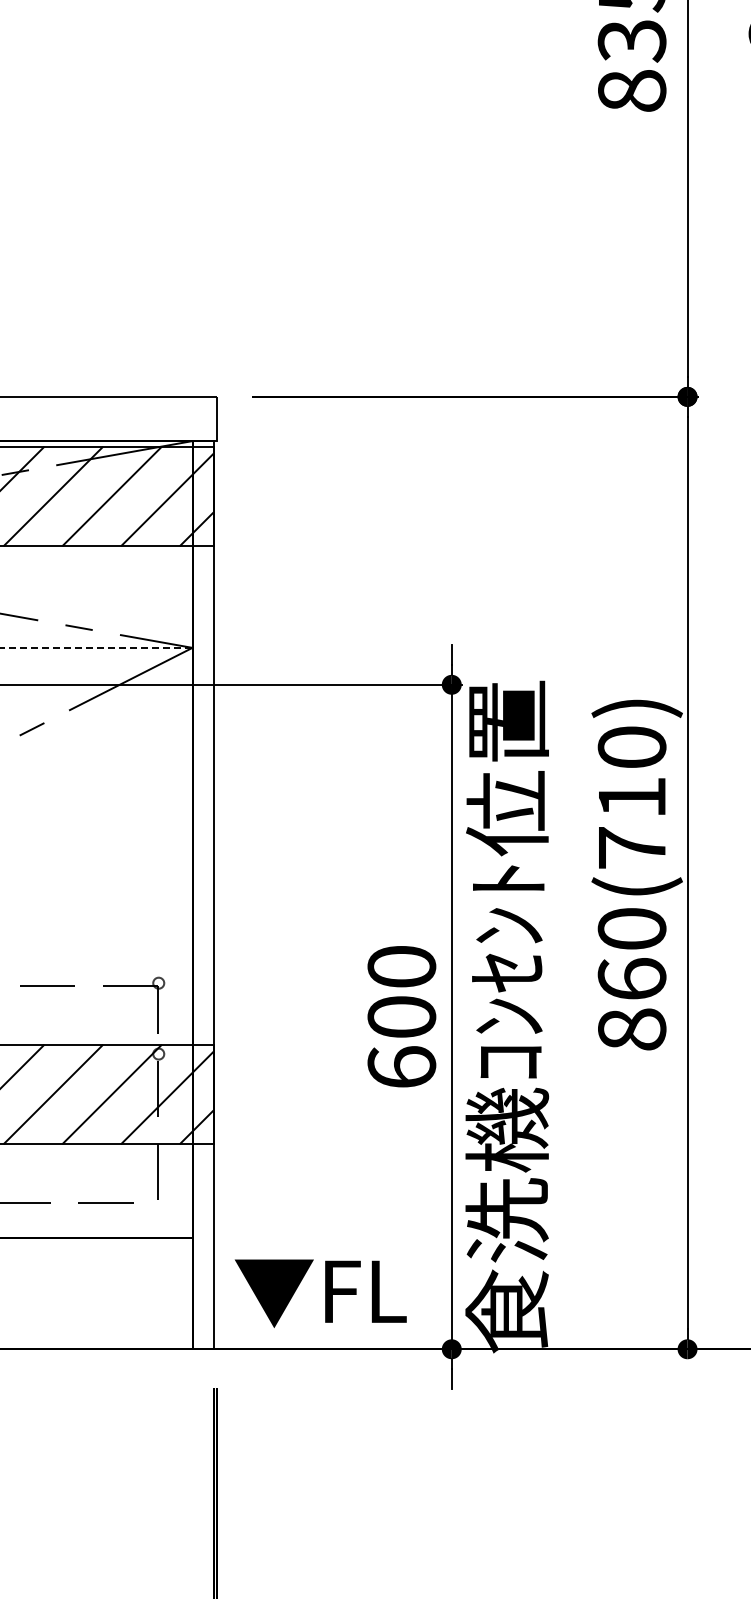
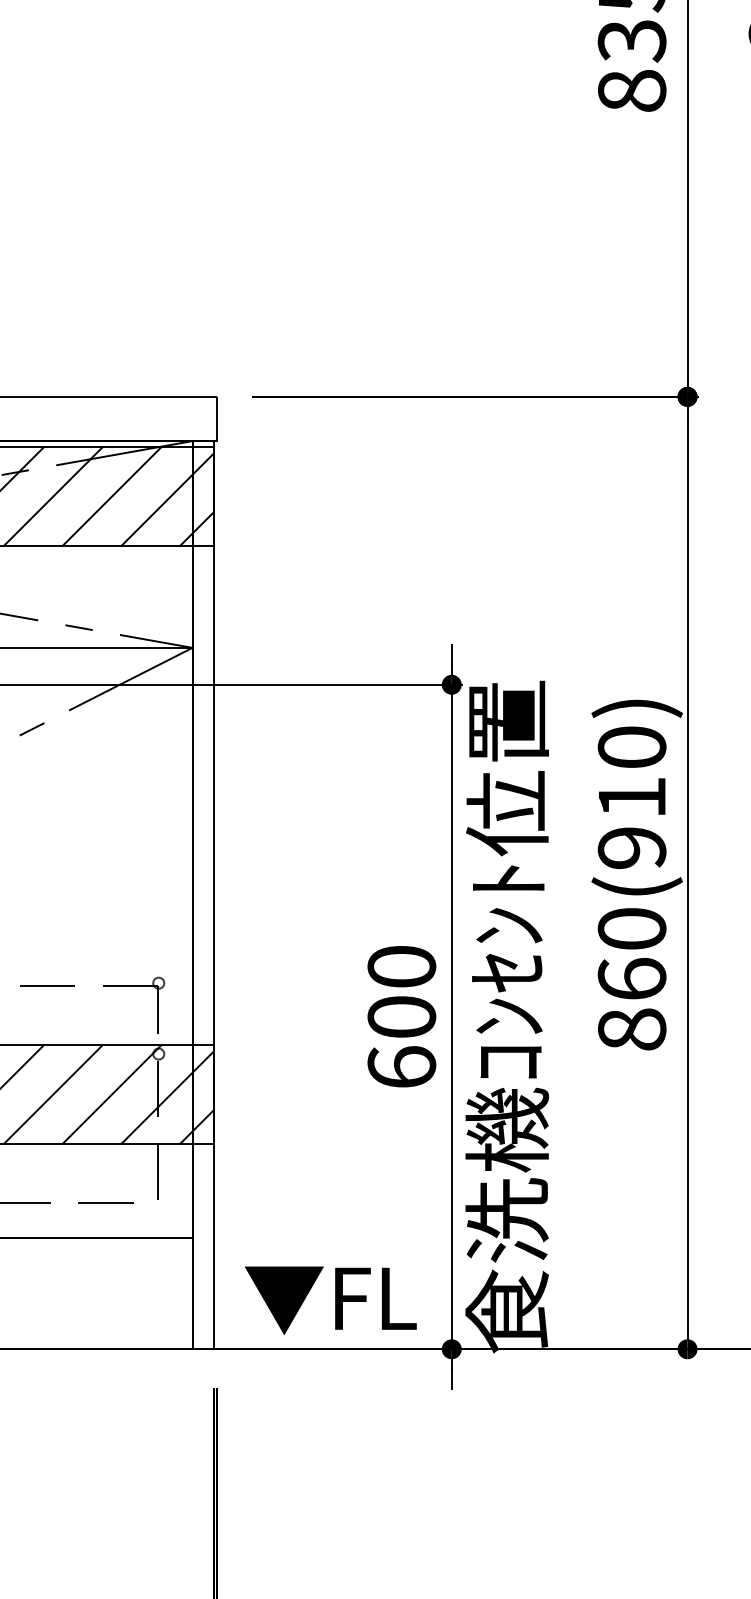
line: dashed -> solid (96, 647)
text: 860(710) -> 860(910) (631, 847)
text position: (320, 1293) -> (330, 1300) (330, 1300)
